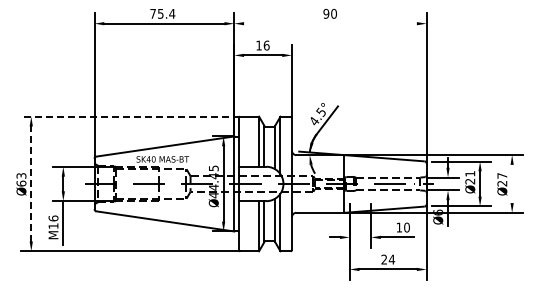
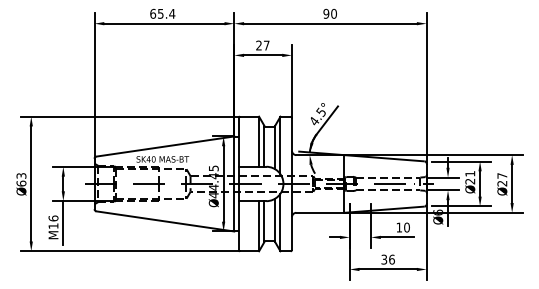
text: 75.4 -> 65.4 (153, 13)
line: none -> present (330, 23)
text: 16 -> 27 (262, 45)
line: dashed -> solid (130, 116)
line: dashed -> solid (31, 183)
line: none -> present (512, 183)
text: 24 -> 36 (387, 259)
